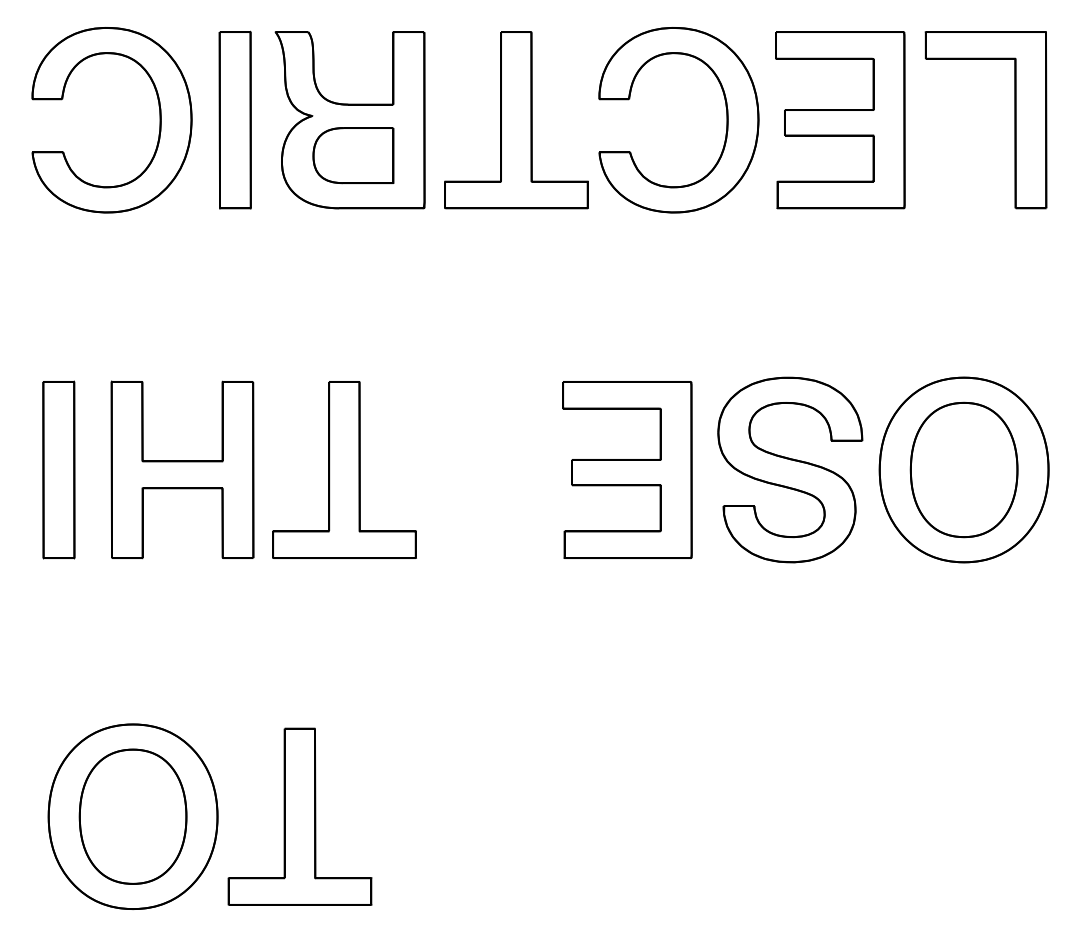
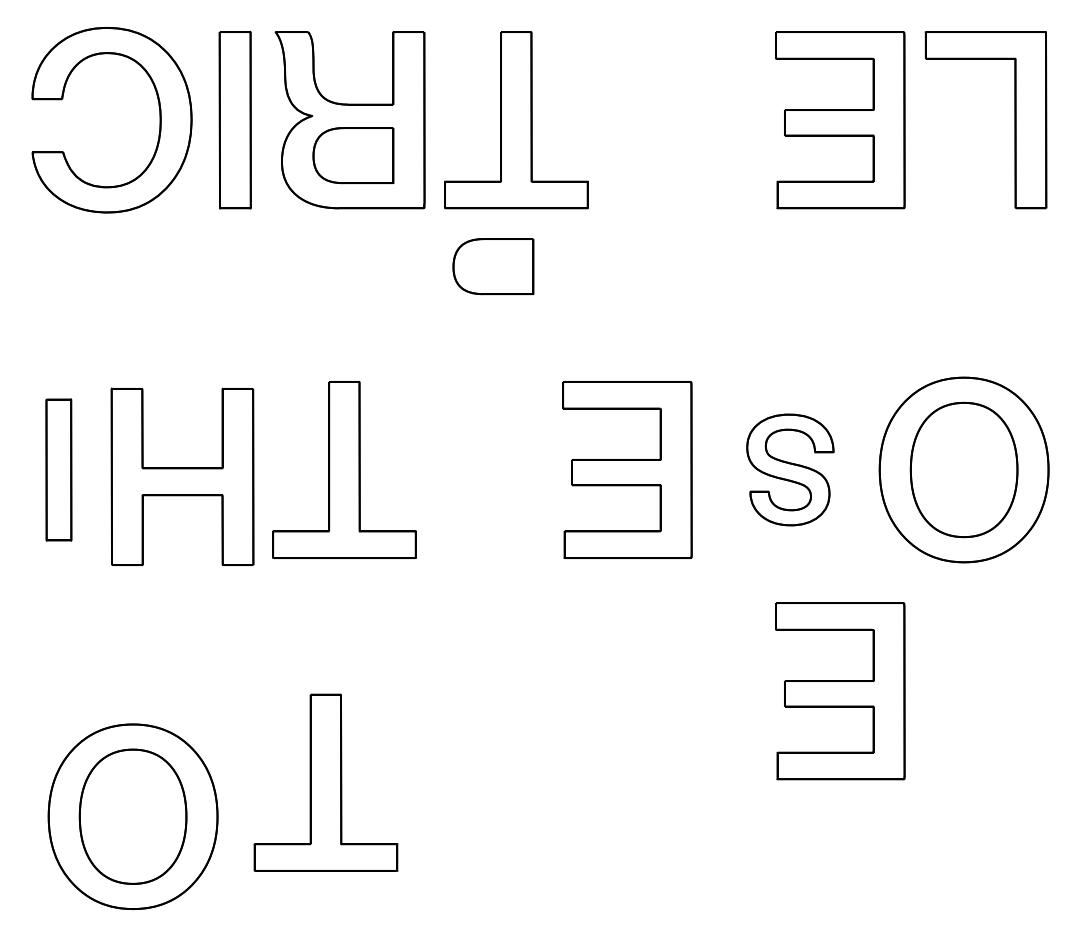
part: present -> none (726, 120)
part: none -> present (493, 266)
part size: 34x180 px -> 28x144 px (58, 469)
part position: (182, 469) -> (182, 476) (182, 476)
part size: 147x188 px -> 89x114 px (790, 469)
part: none -> present (840, 691)
part position: (299, 816) -> (325, 782) (325, 782)
